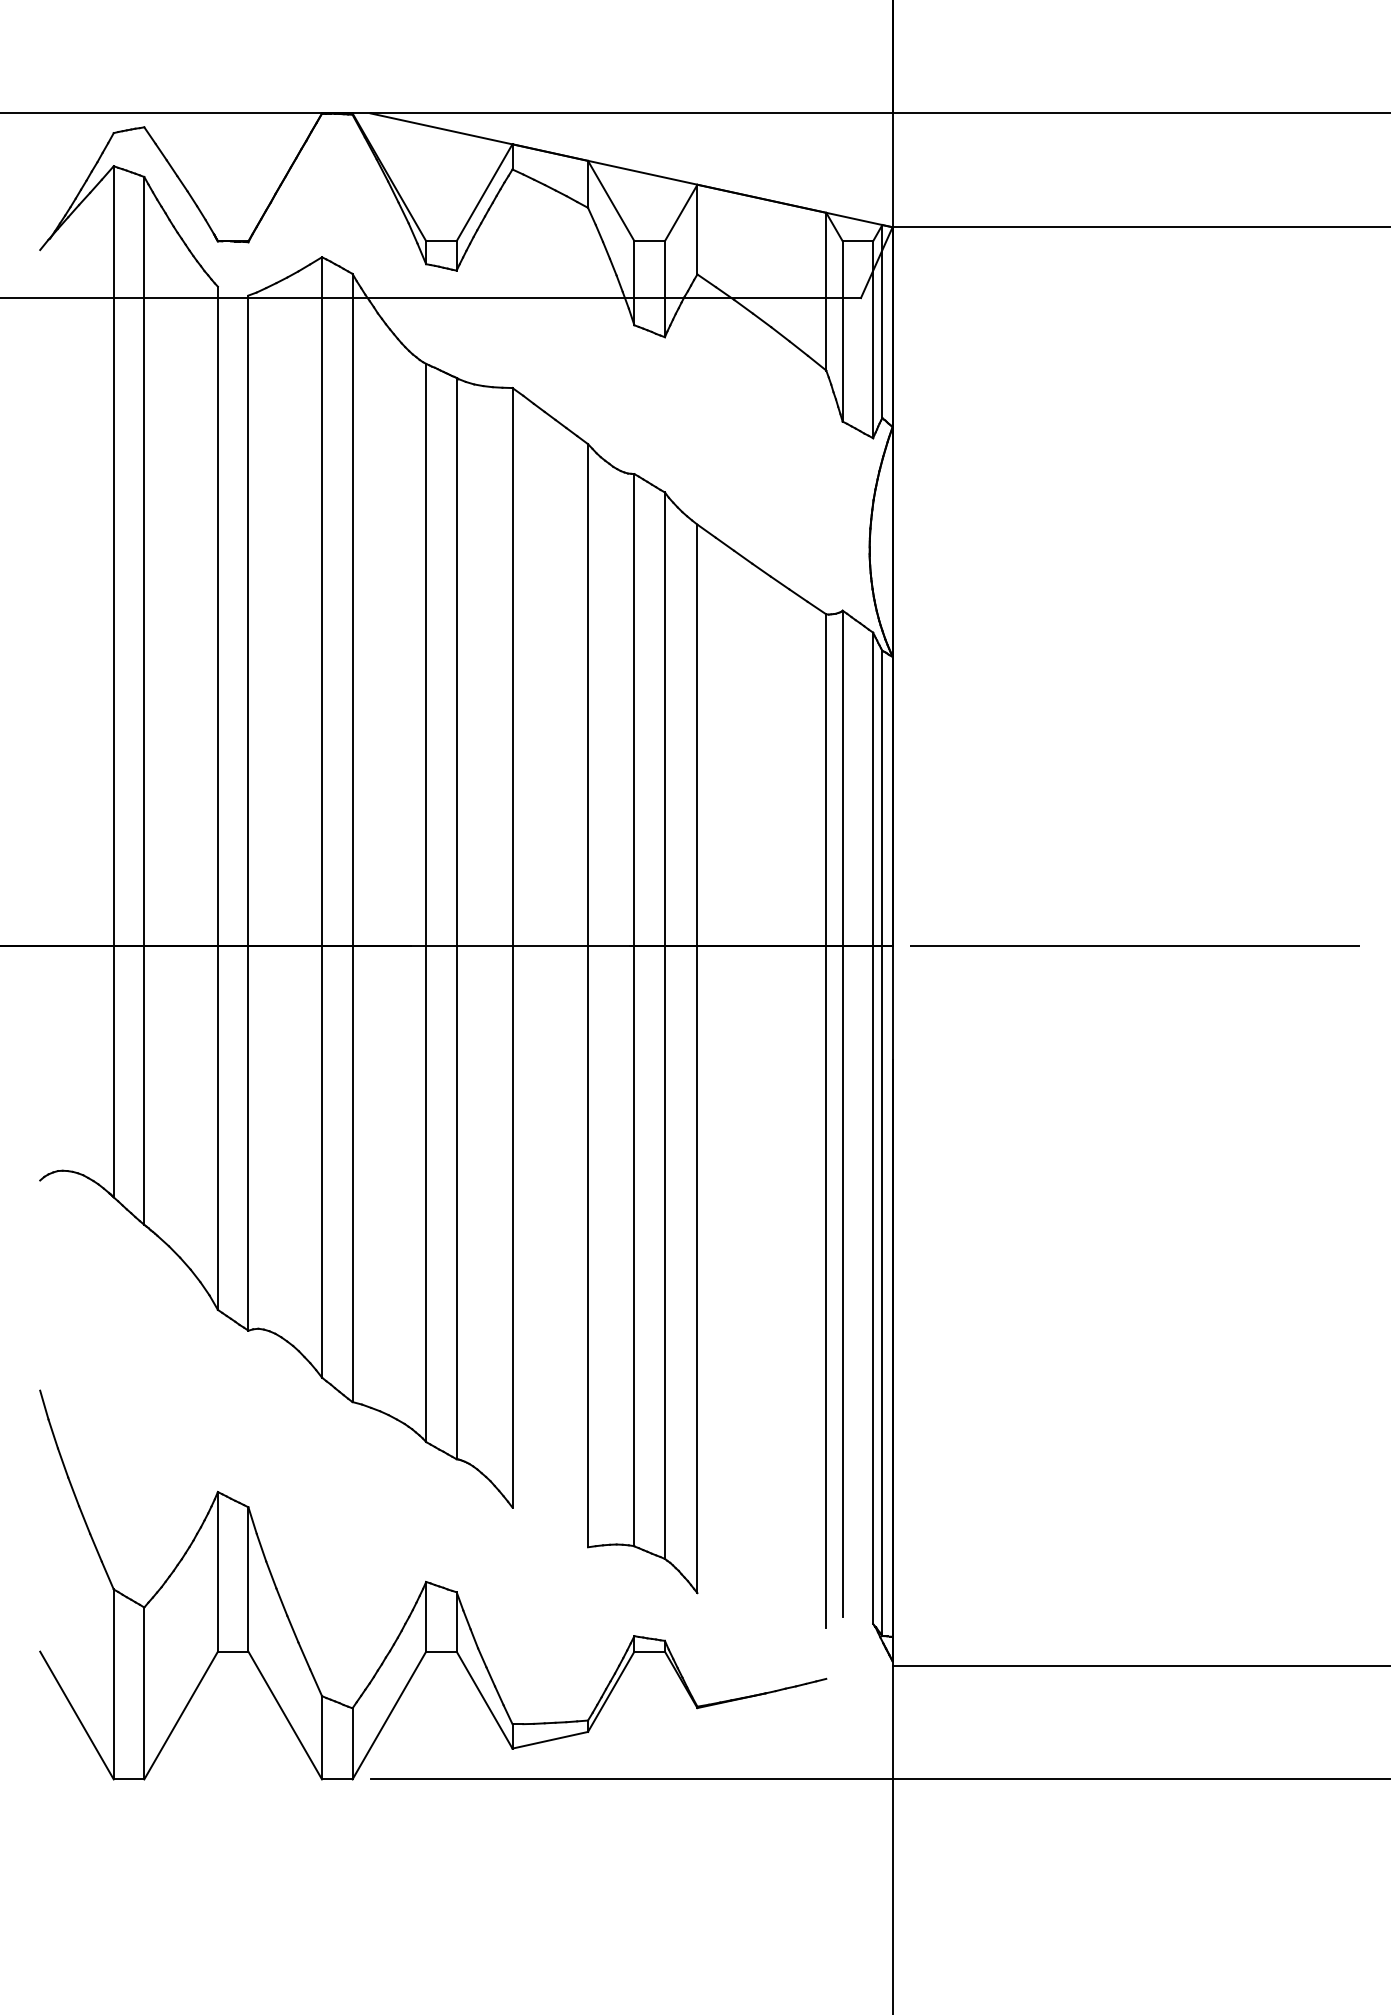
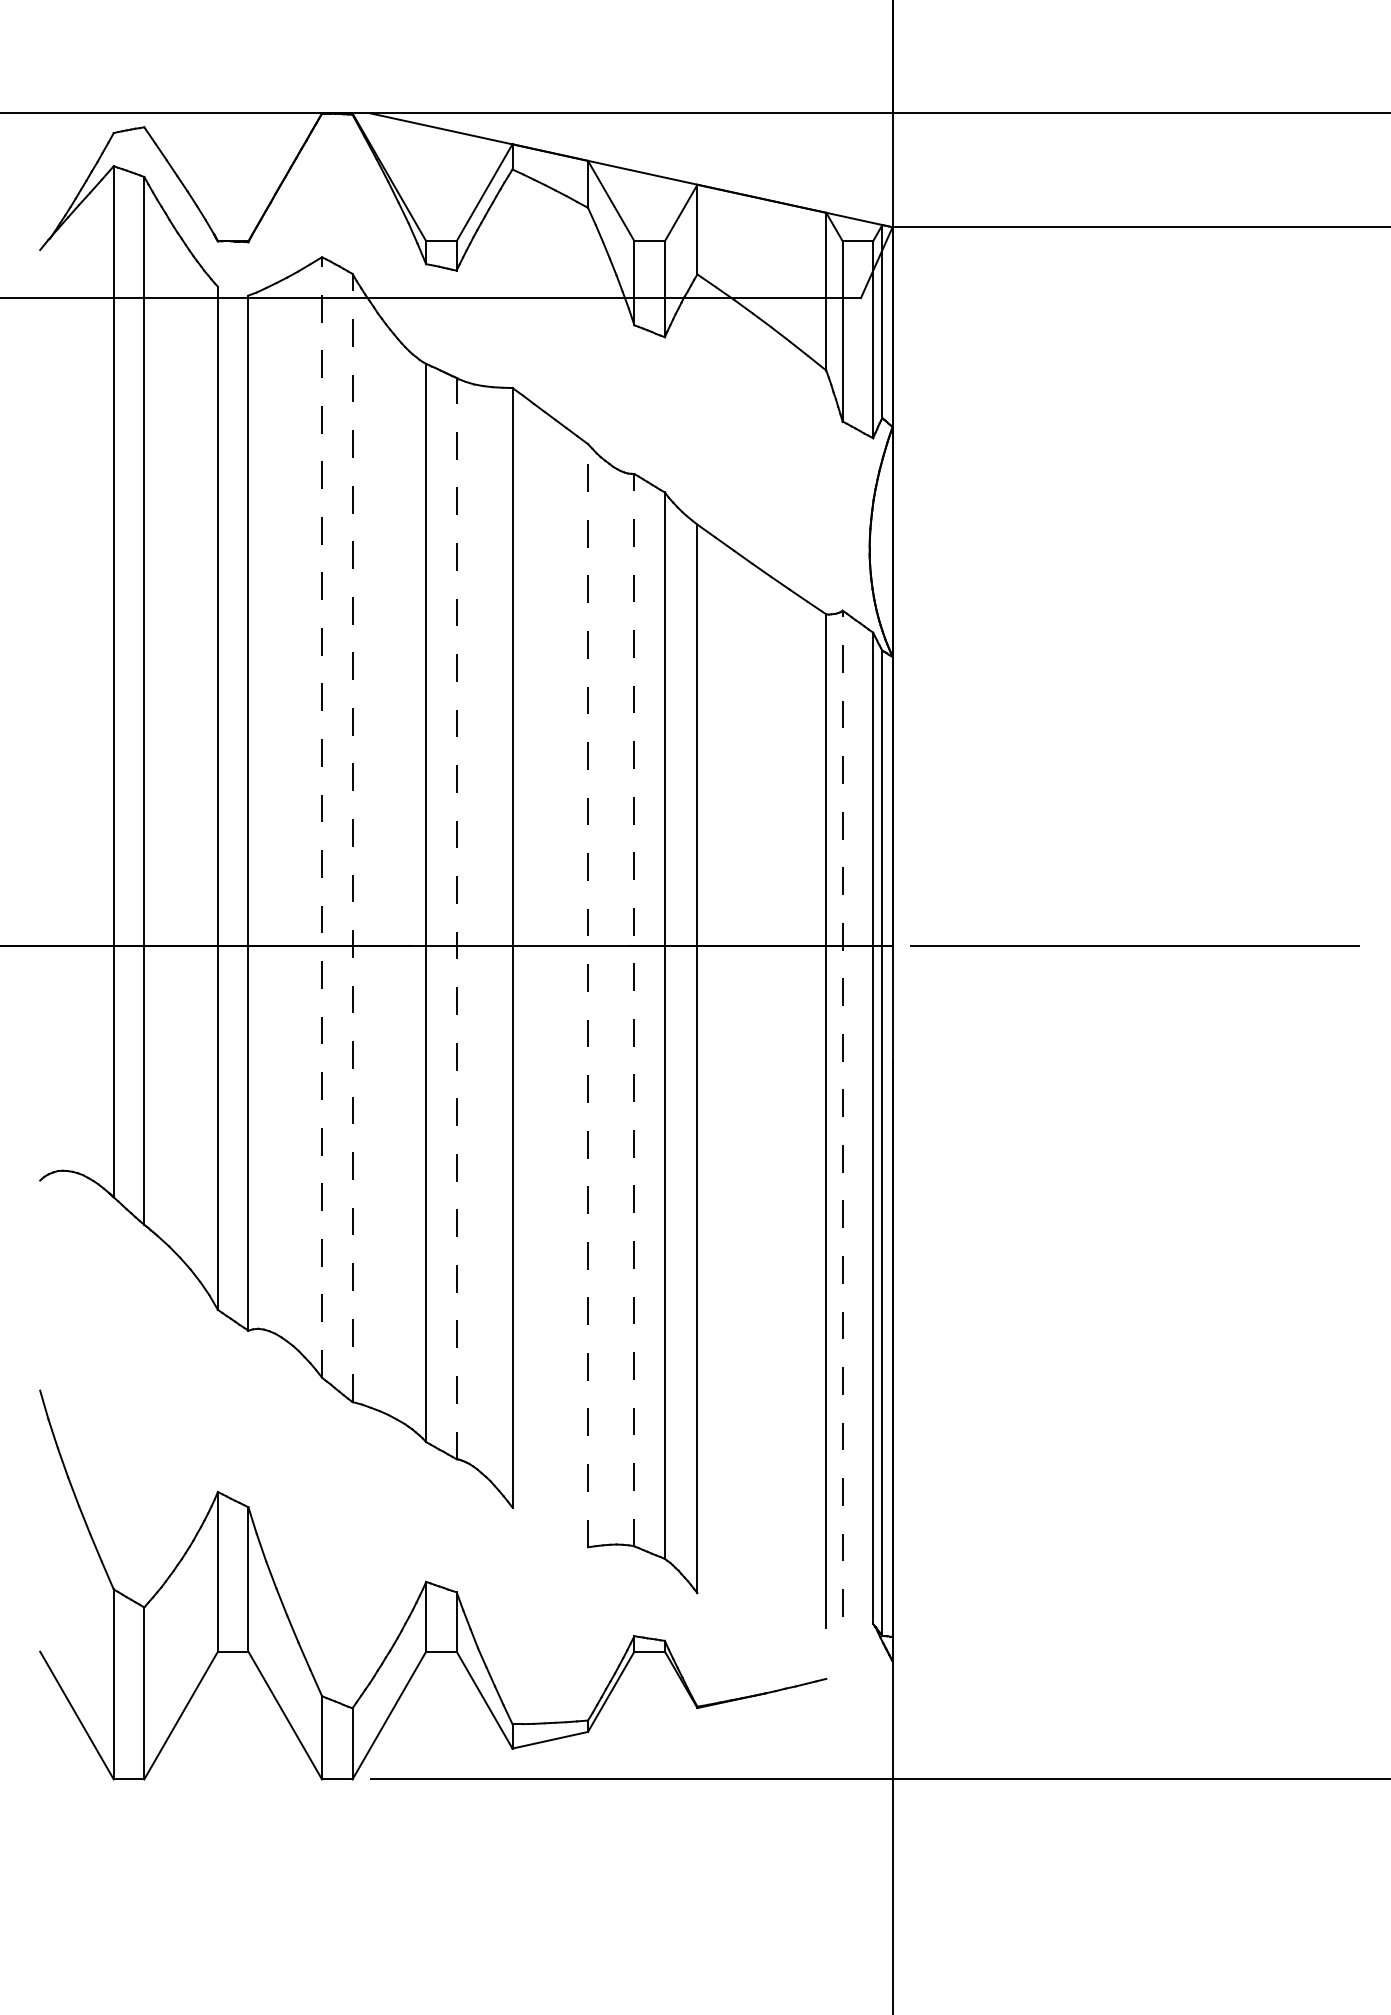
line: solid -> dashed (322, 816)
line: solid -> dashed (352, 837)
line: solid -> dashed (456, 918)
line: solid -> dashed (588, 995)
line: solid -> dashed (634, 1009)
line: solid -> dashed (842, 1113)
line: present -> none (1139, 1665)
